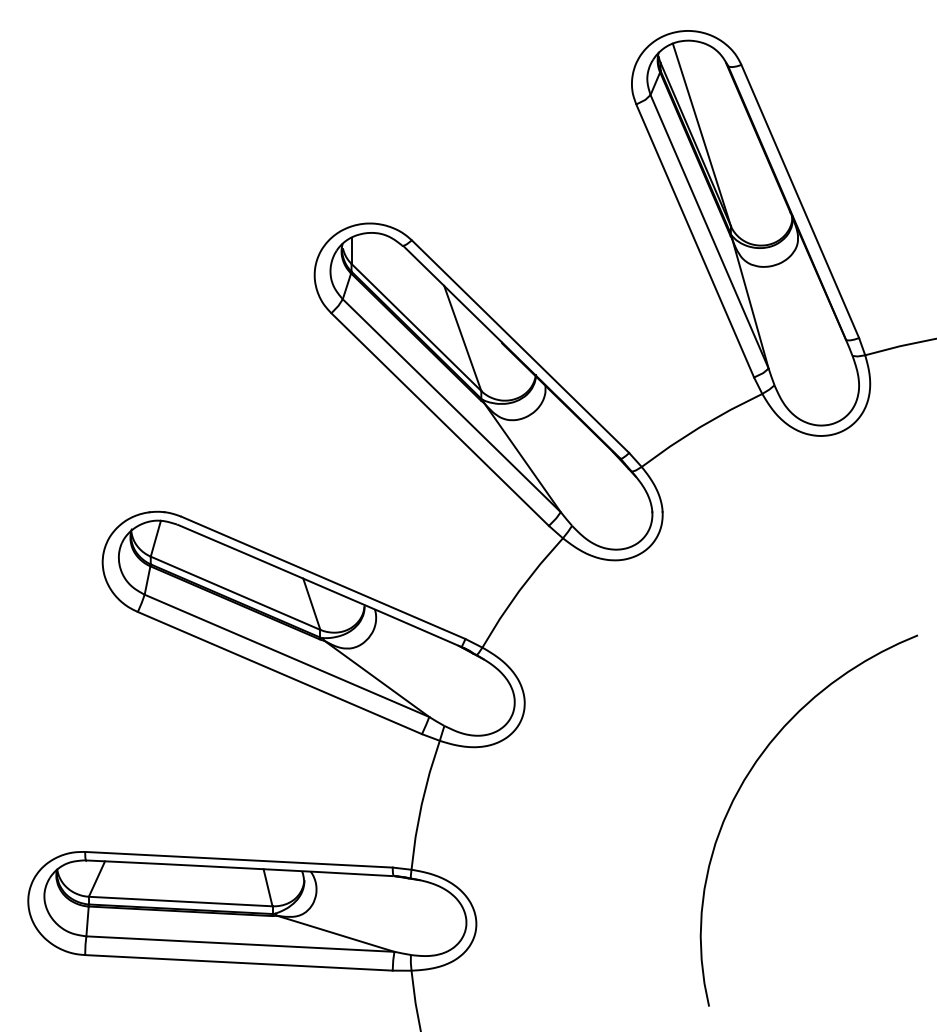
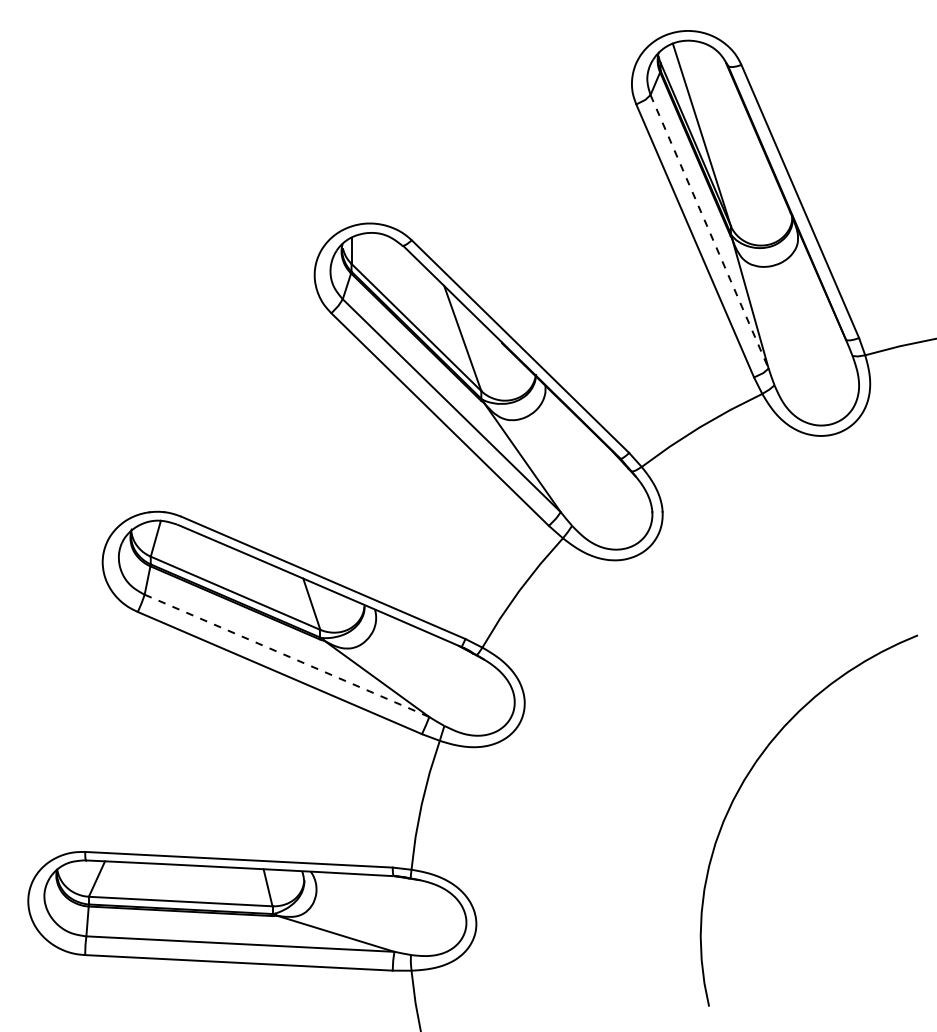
line: solid -> dashed (709, 231)
line: solid -> dashed (287, 655)
